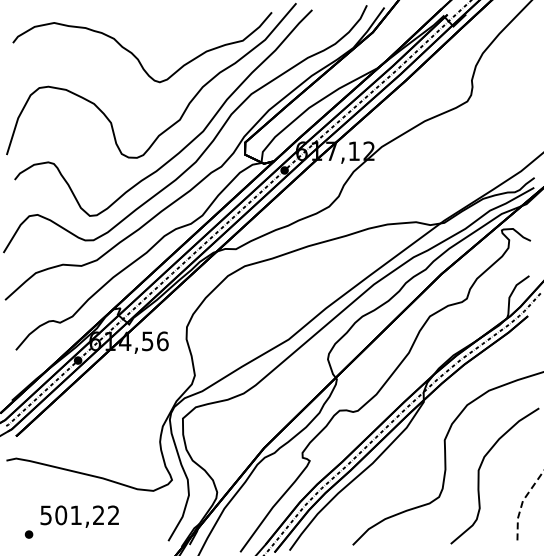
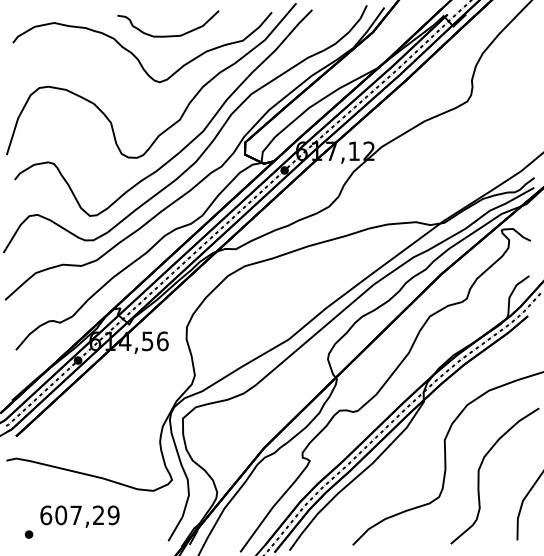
curve: none -> present (168, 35)
line: dashed -> solid (522, 502)
text: 501,22 -> 607,29 (79, 515)
